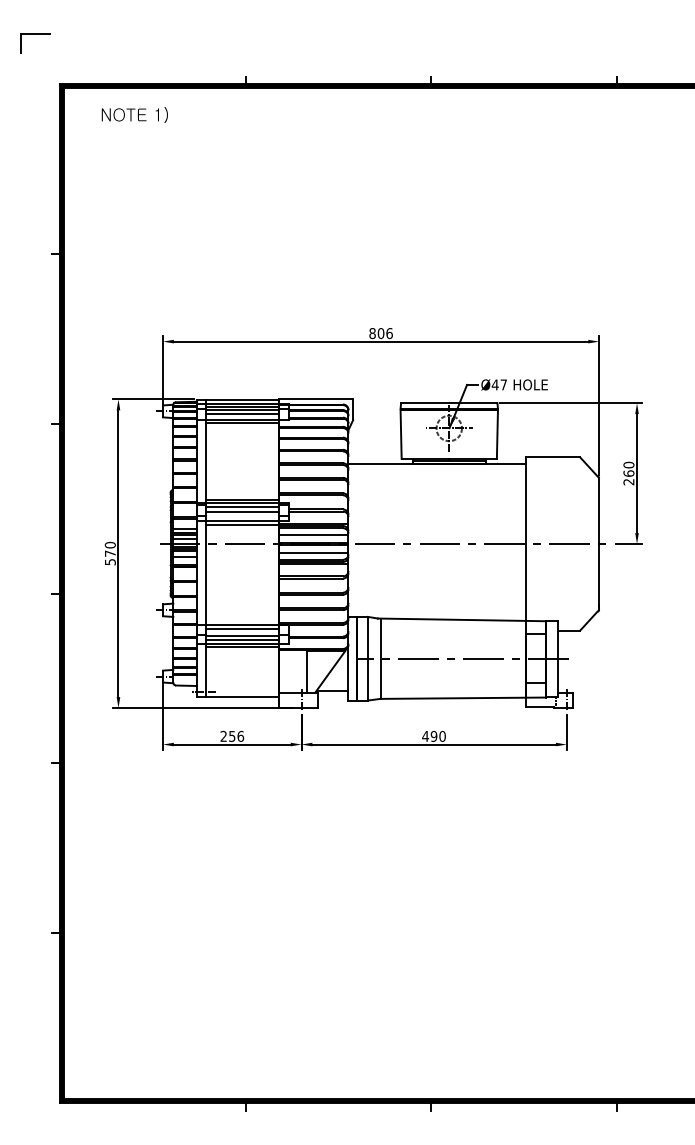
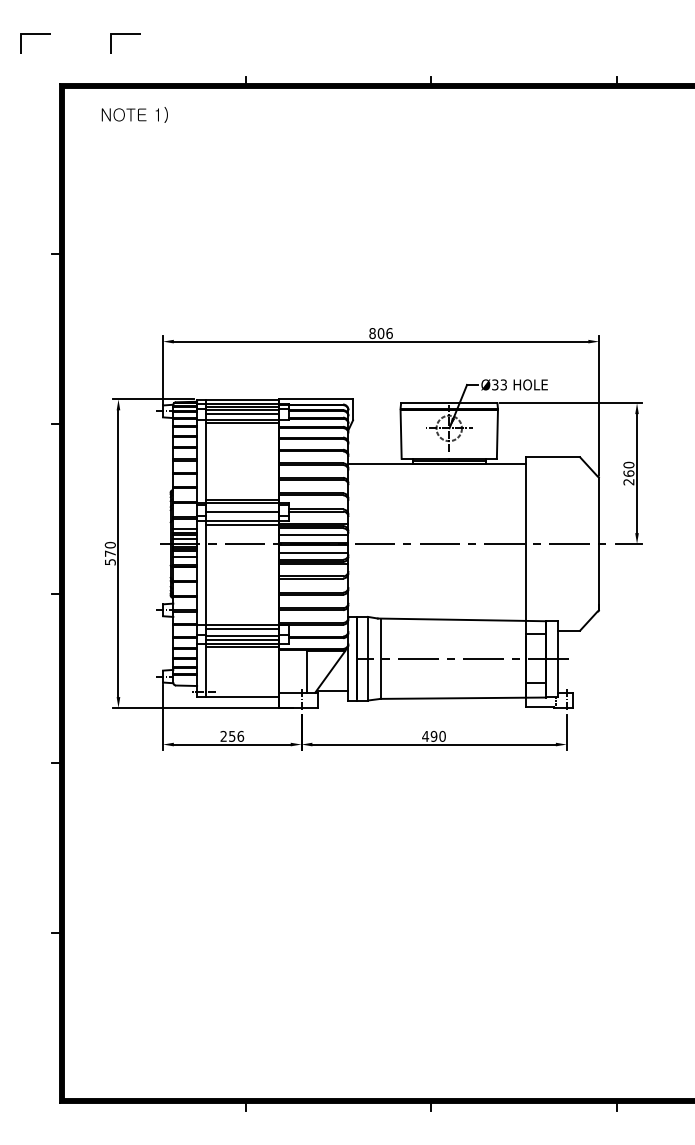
line: none -> present (125, 34)
text: Ø47 -> Ø33 (498, 384)
line: present -> none (242, 507)
